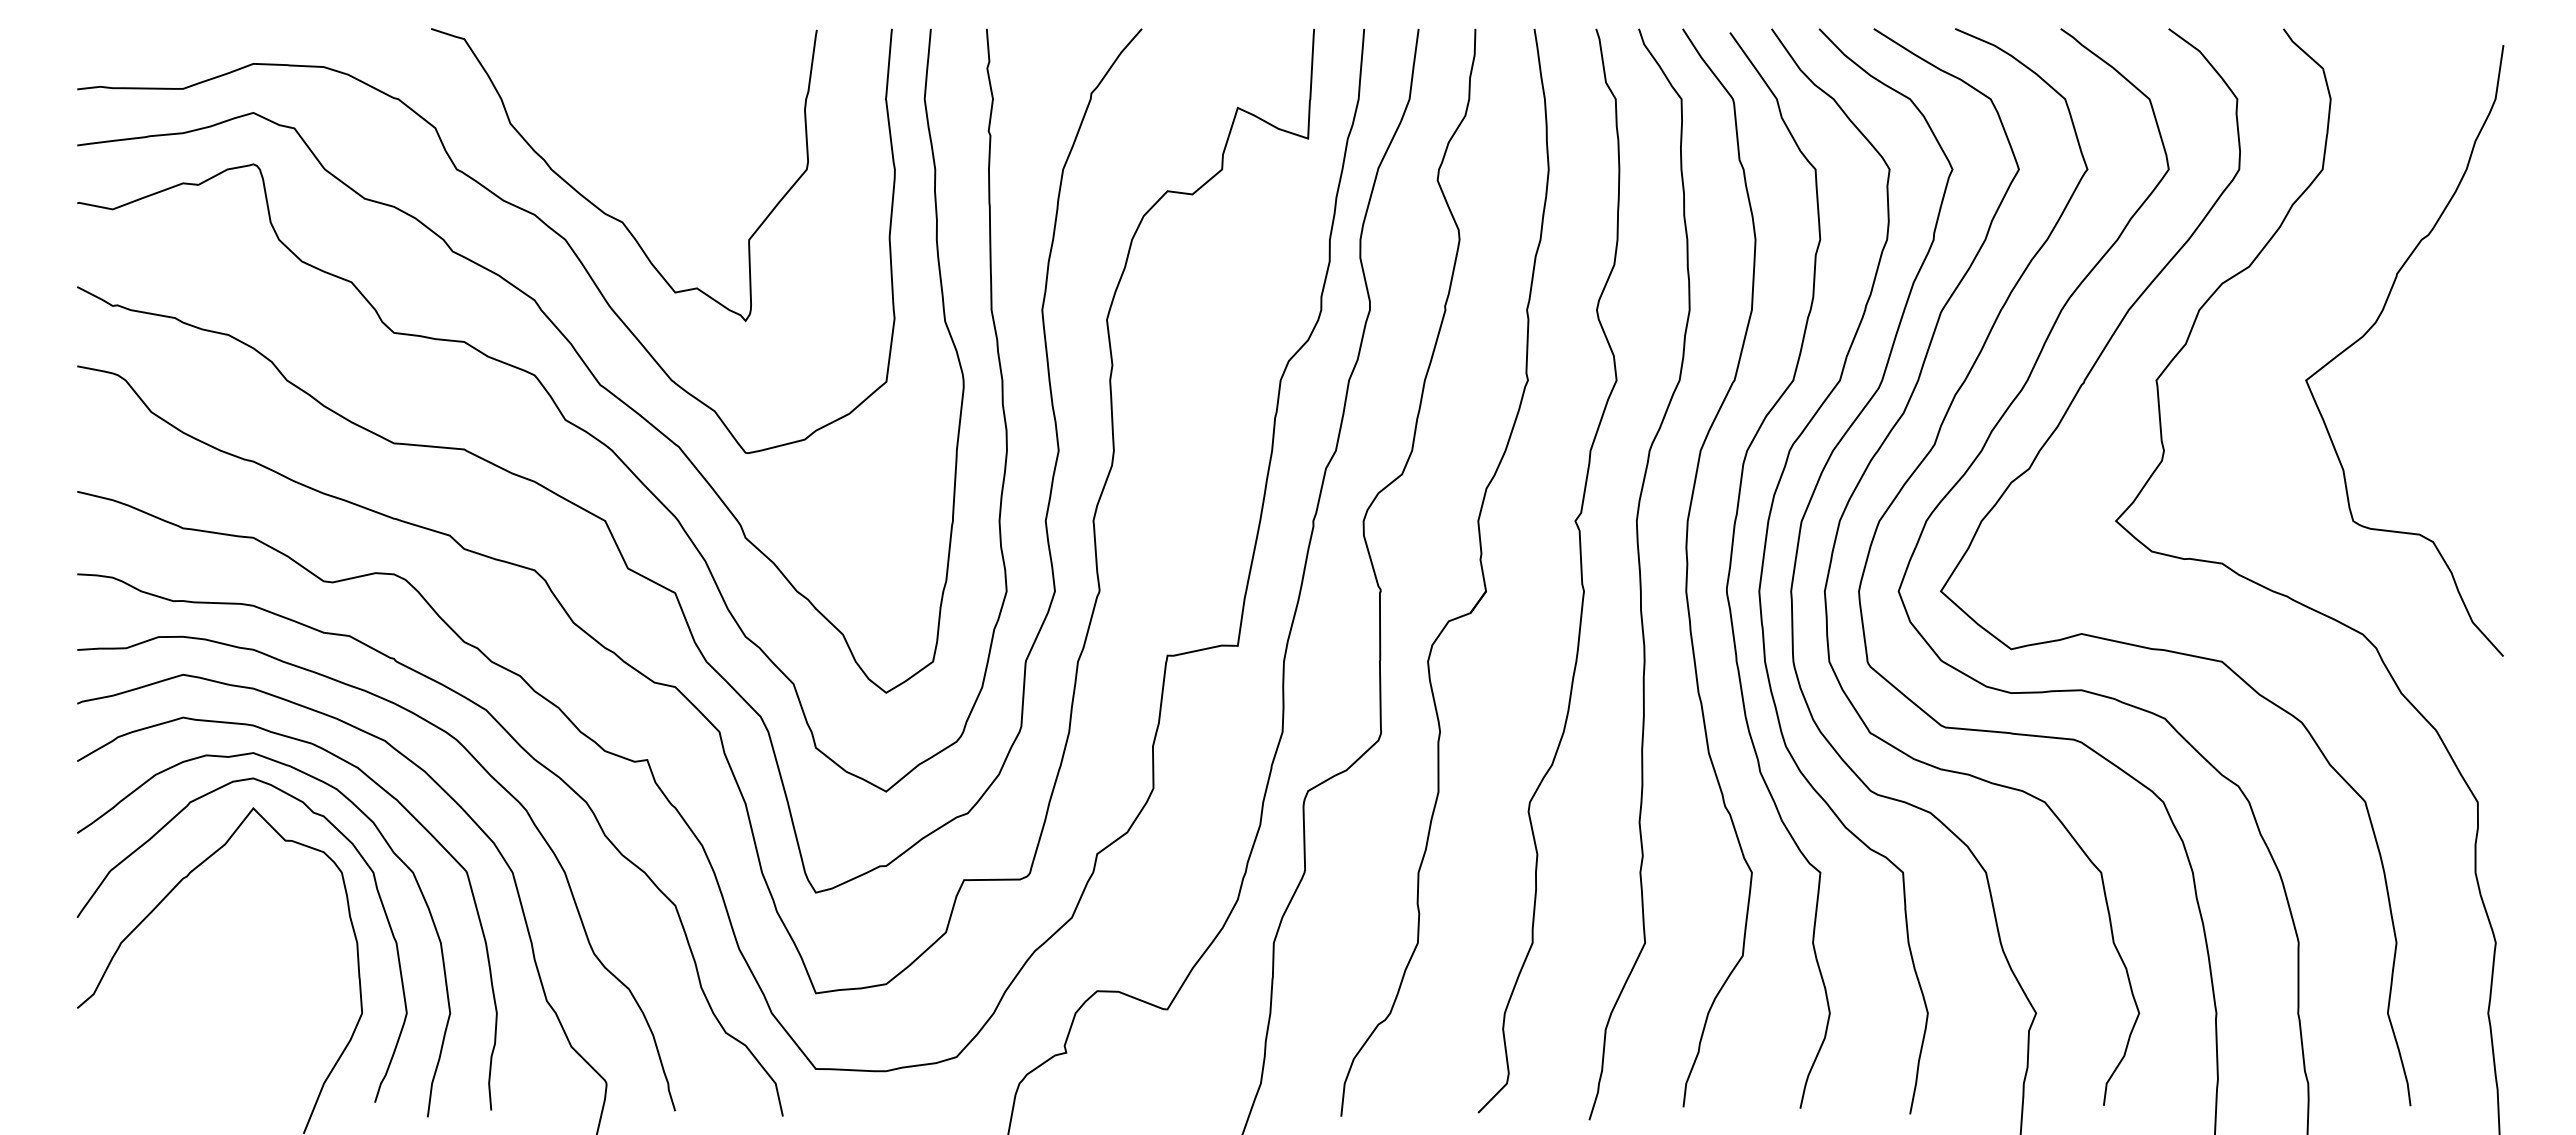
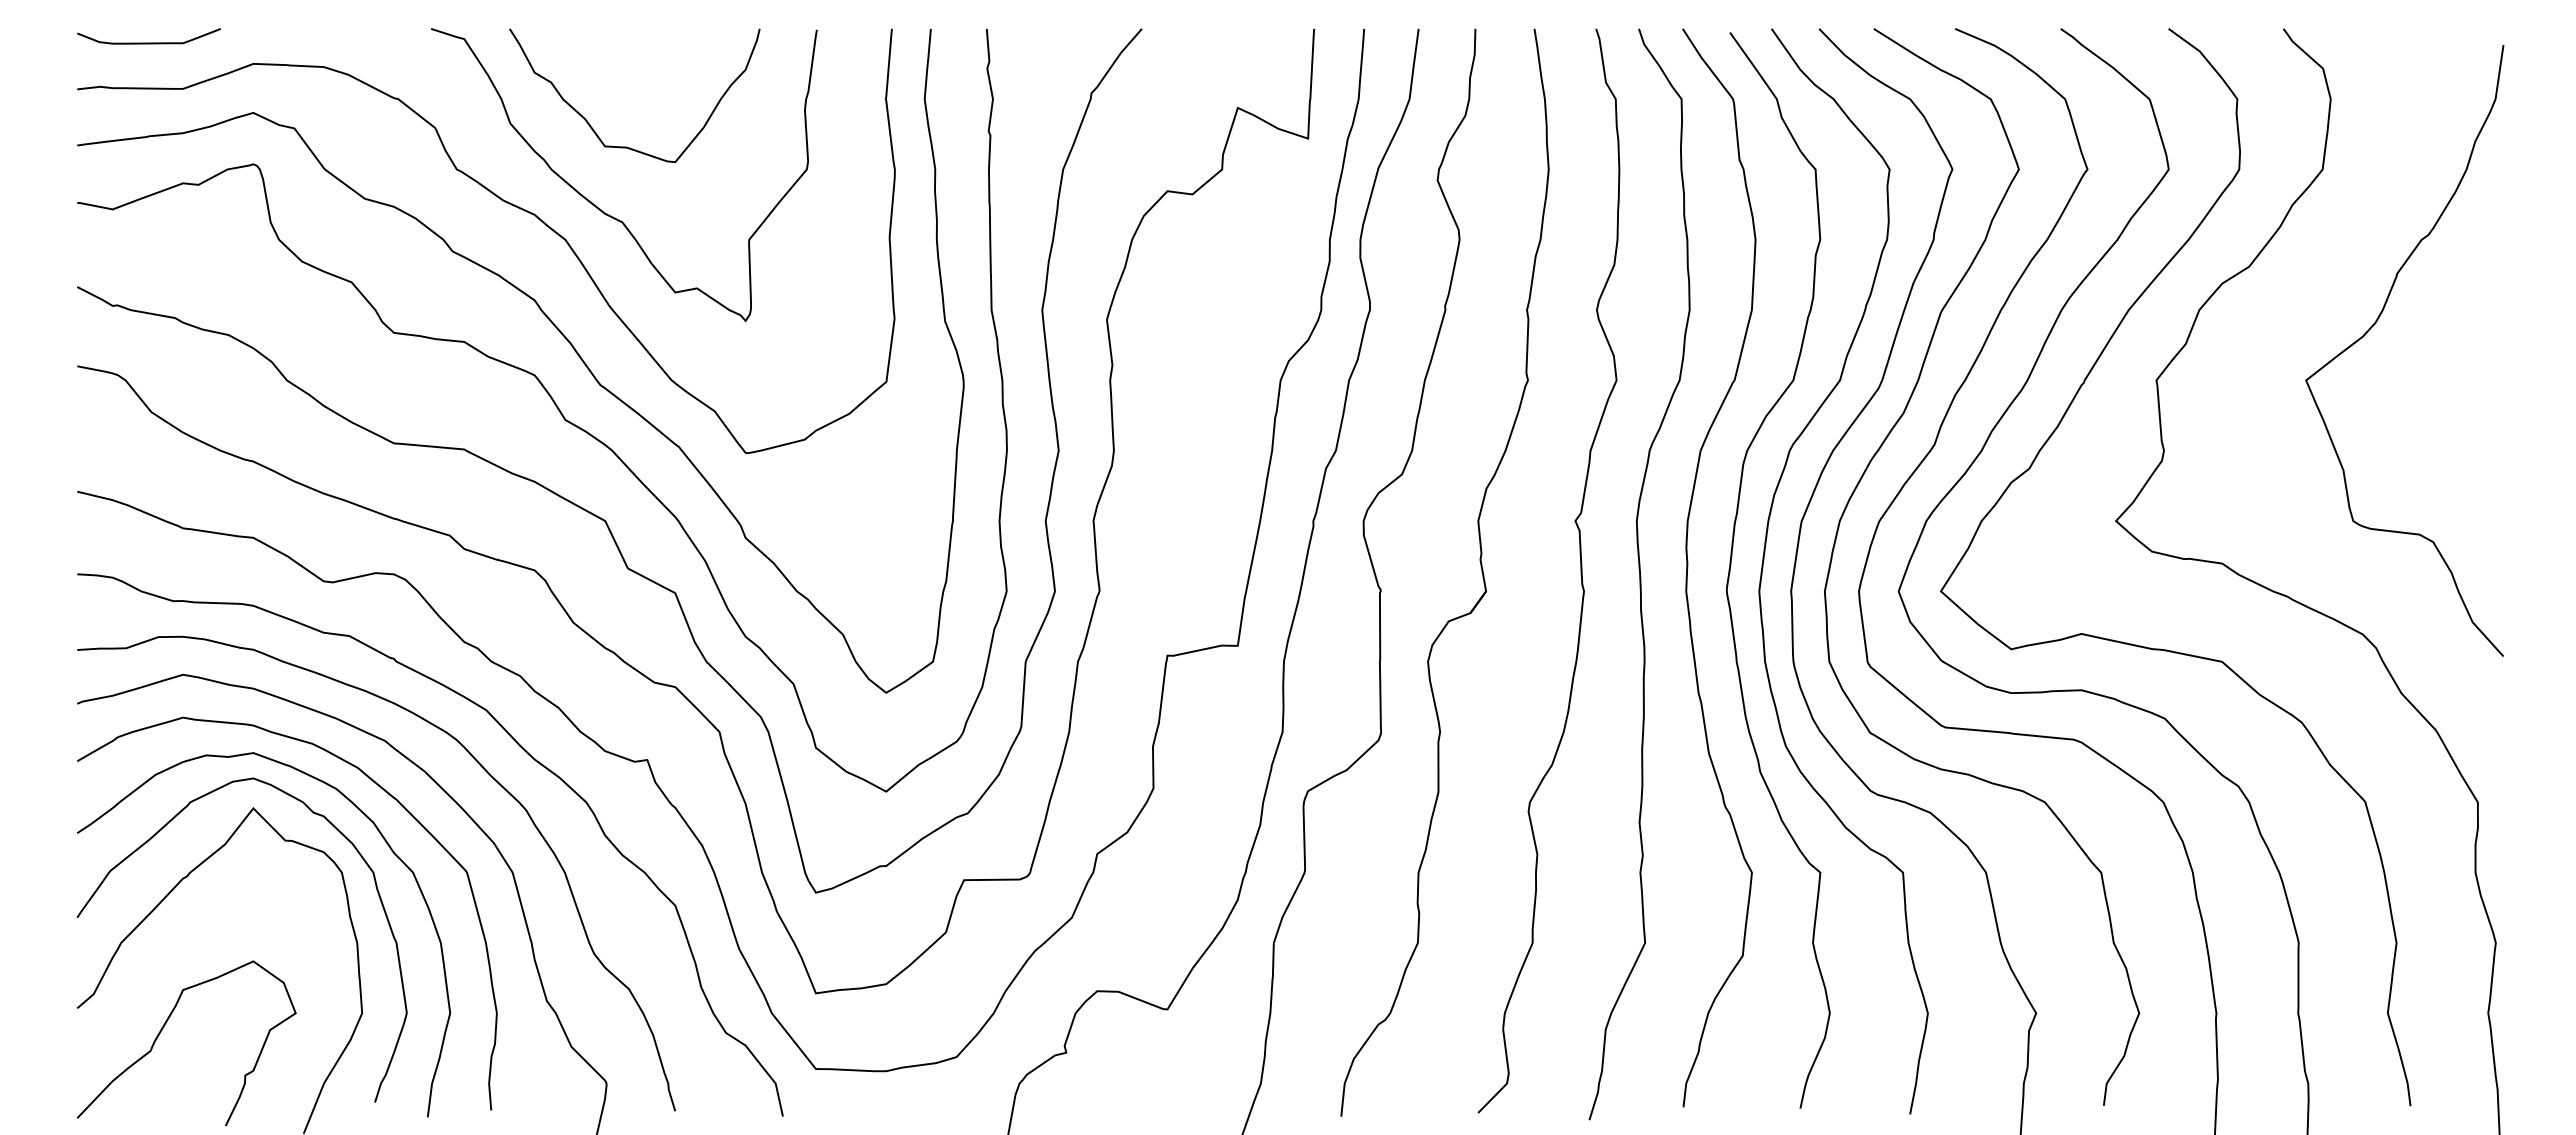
curve: none -> present (148, 42)
curve: none -> present (627, 146)
curve: none -> present (162, 1030)
